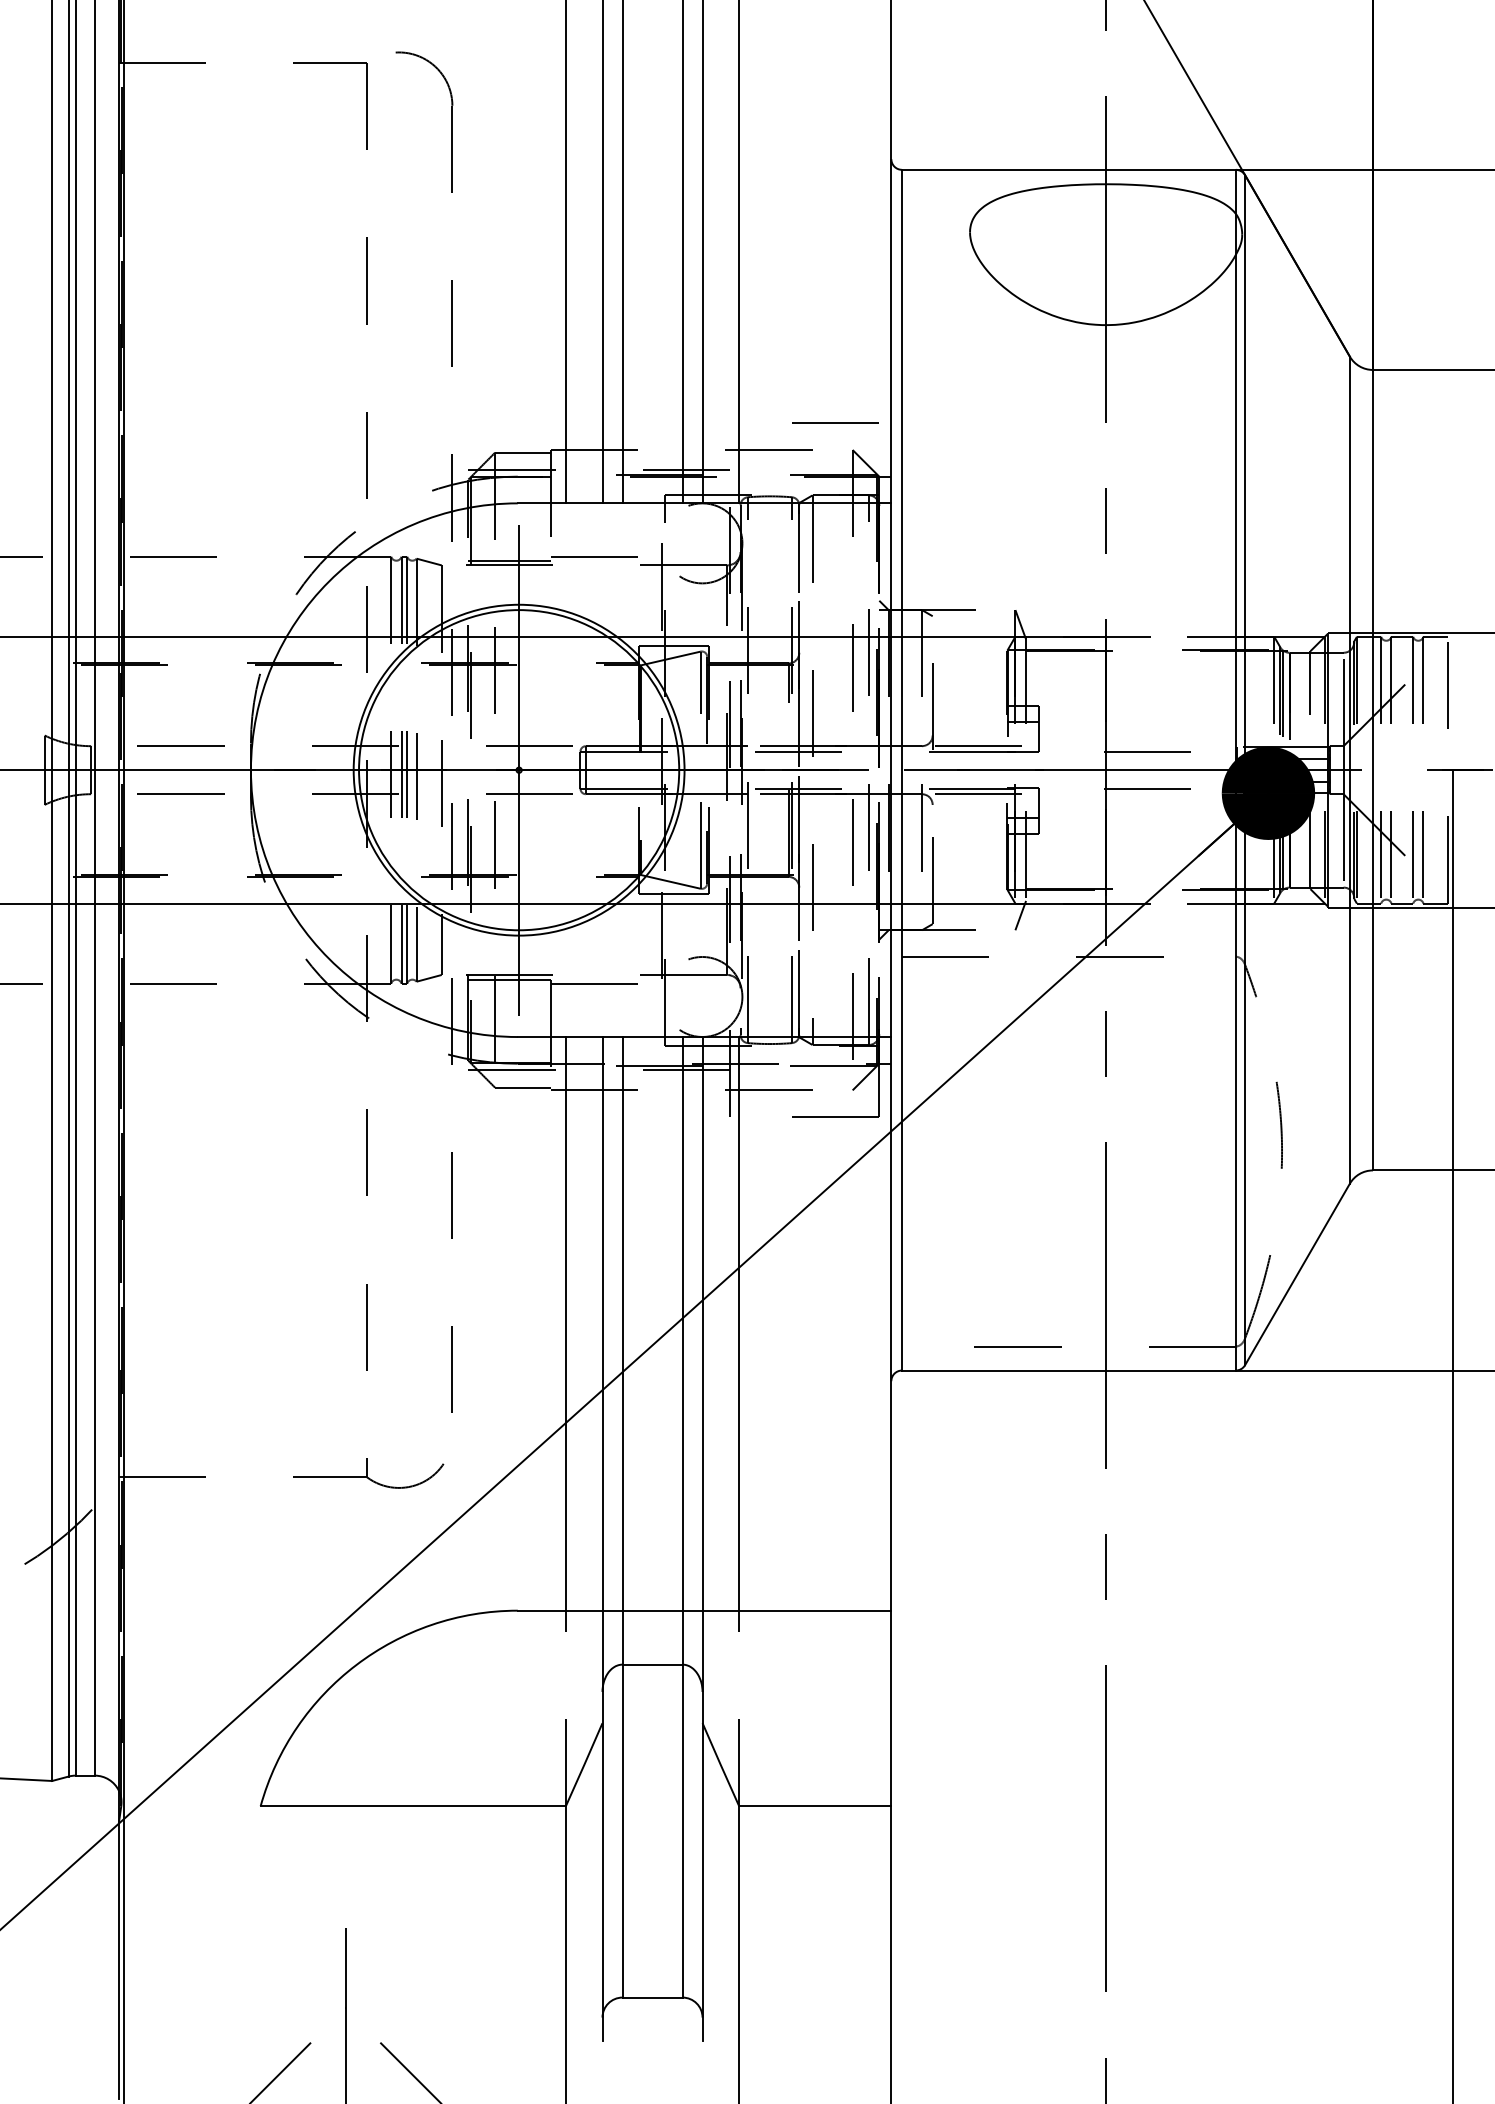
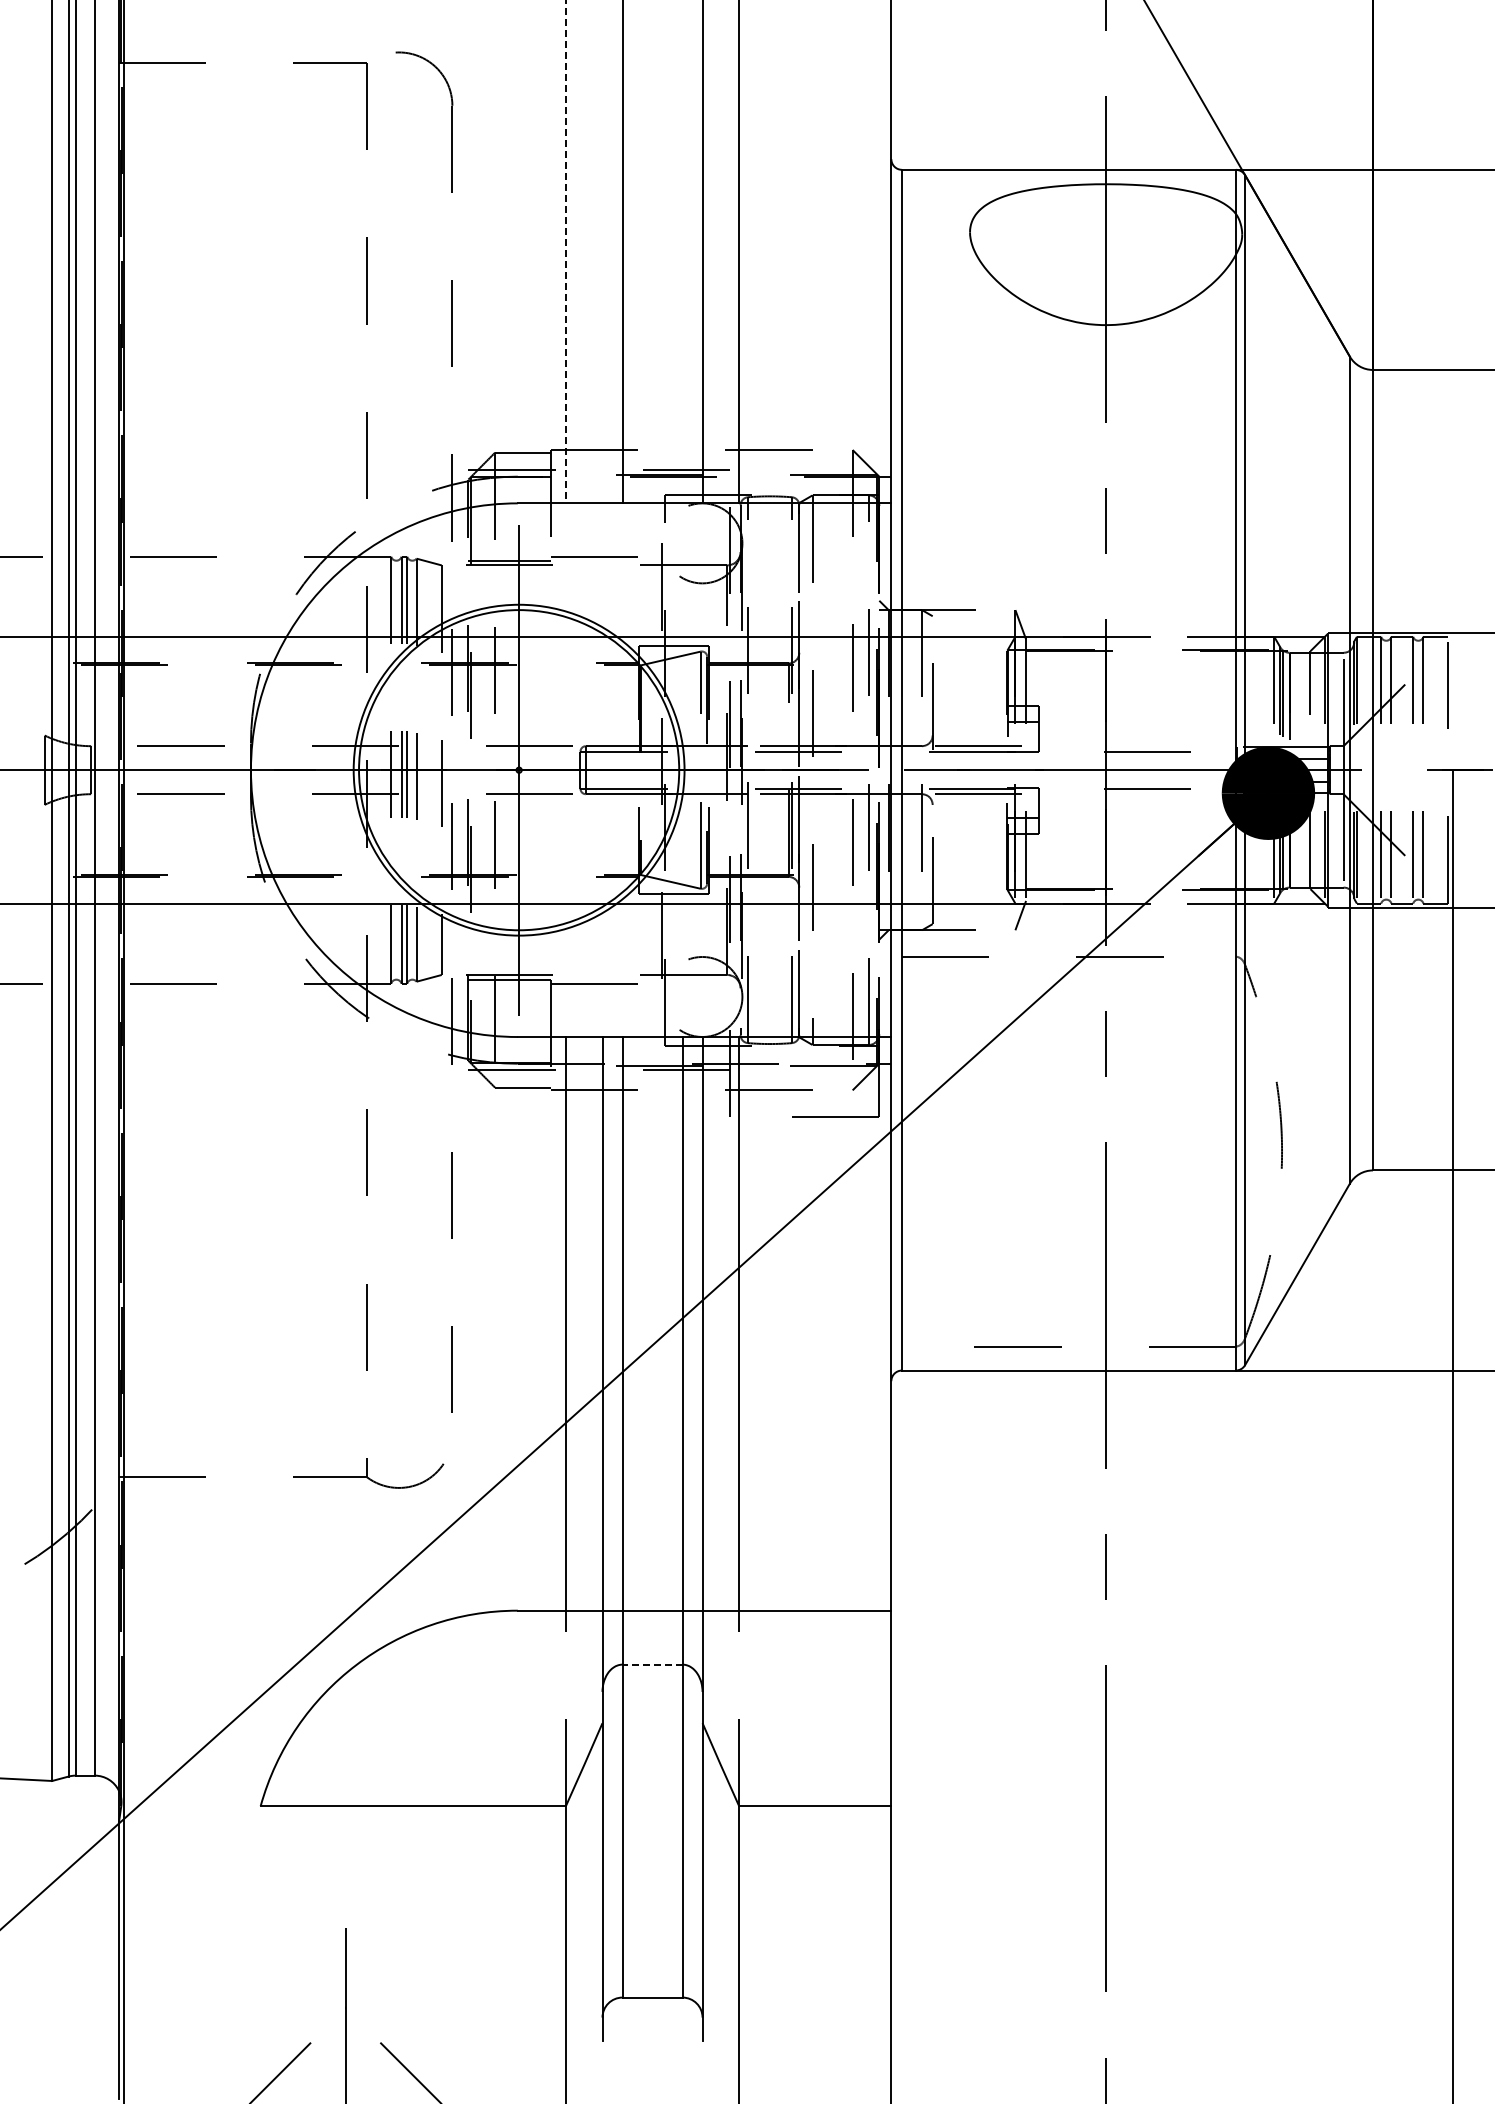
line: solid -> dashed (565, 252)
line: present -> none (602, 252)
line: present -> none (682, 252)
line: present -> none (835, 422)
line: solid -> dashed (652, 1664)
